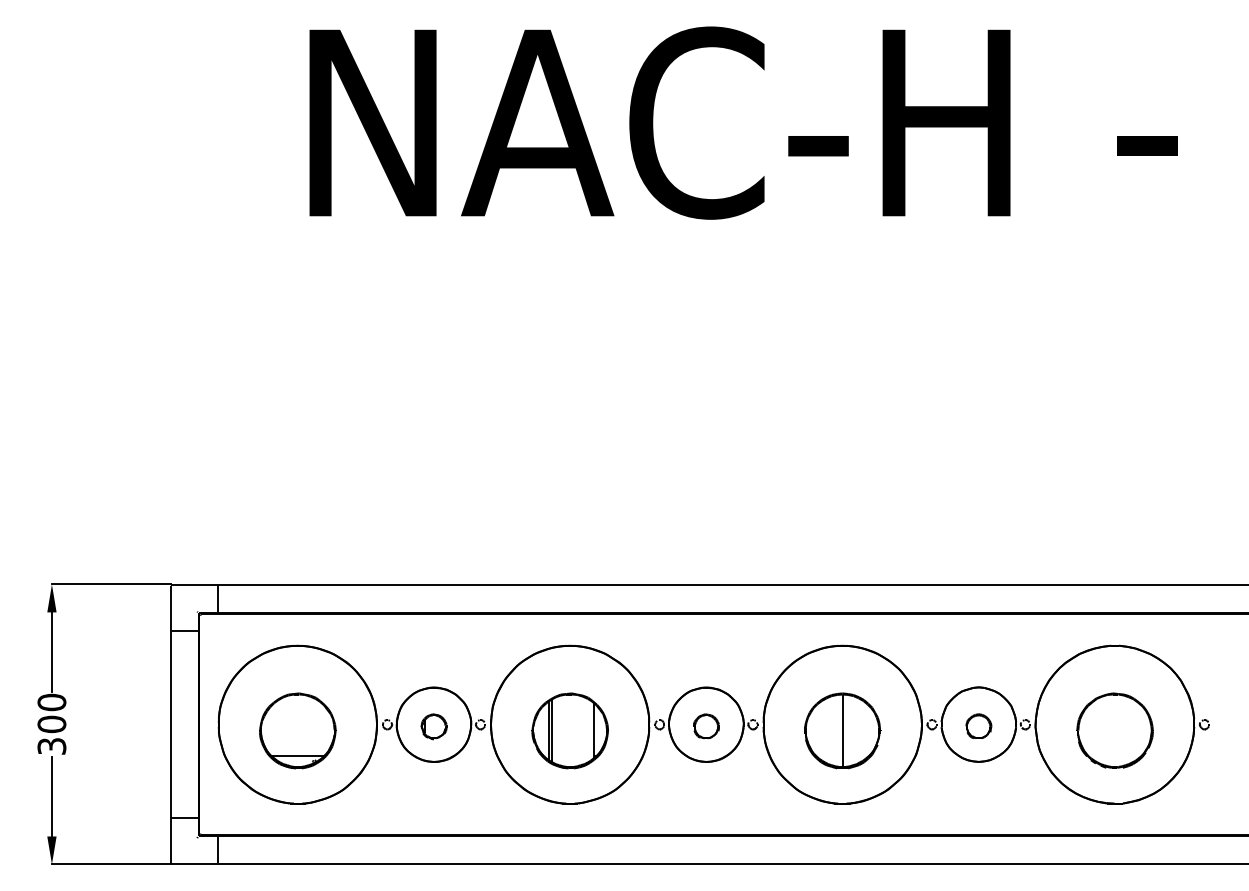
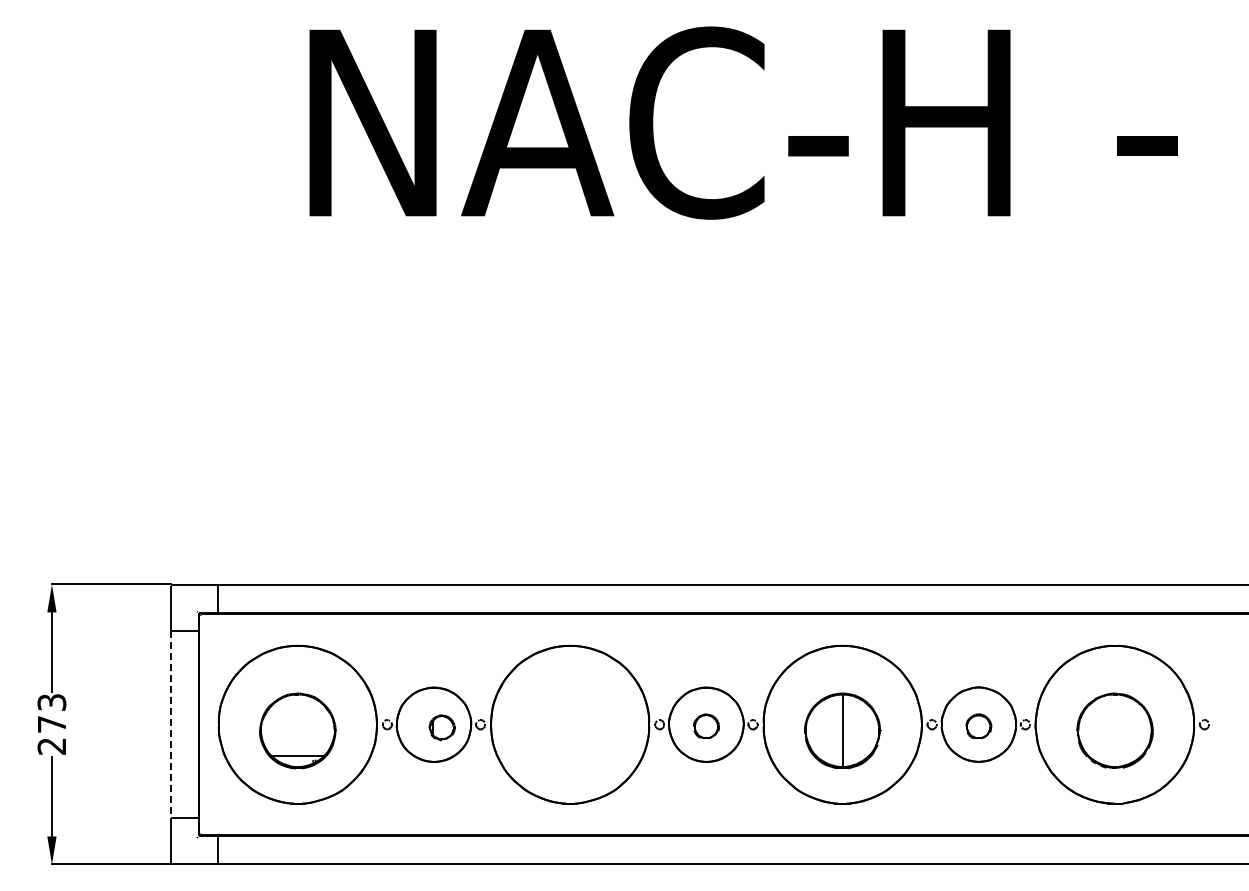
text: 300 -> 273 (51, 723)
line: solid -> dashed (170, 725)
part position: (433, 726) -> (441, 727) (441, 727)
part: present -> none (569, 730)
